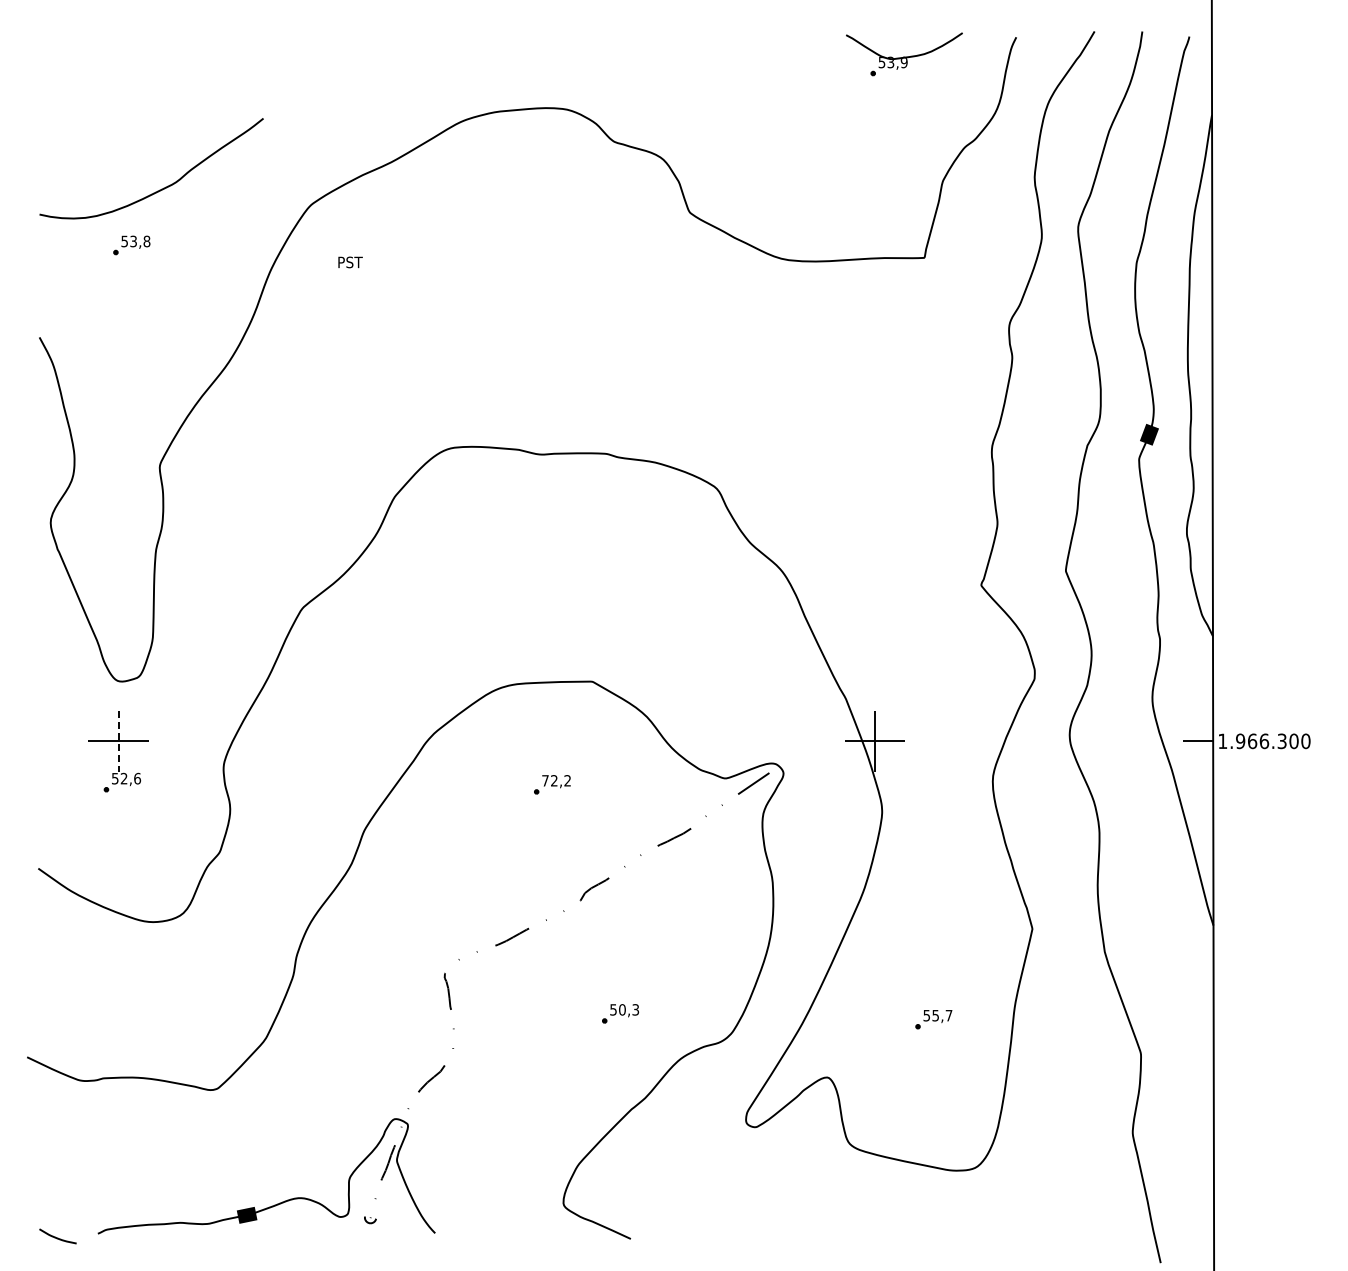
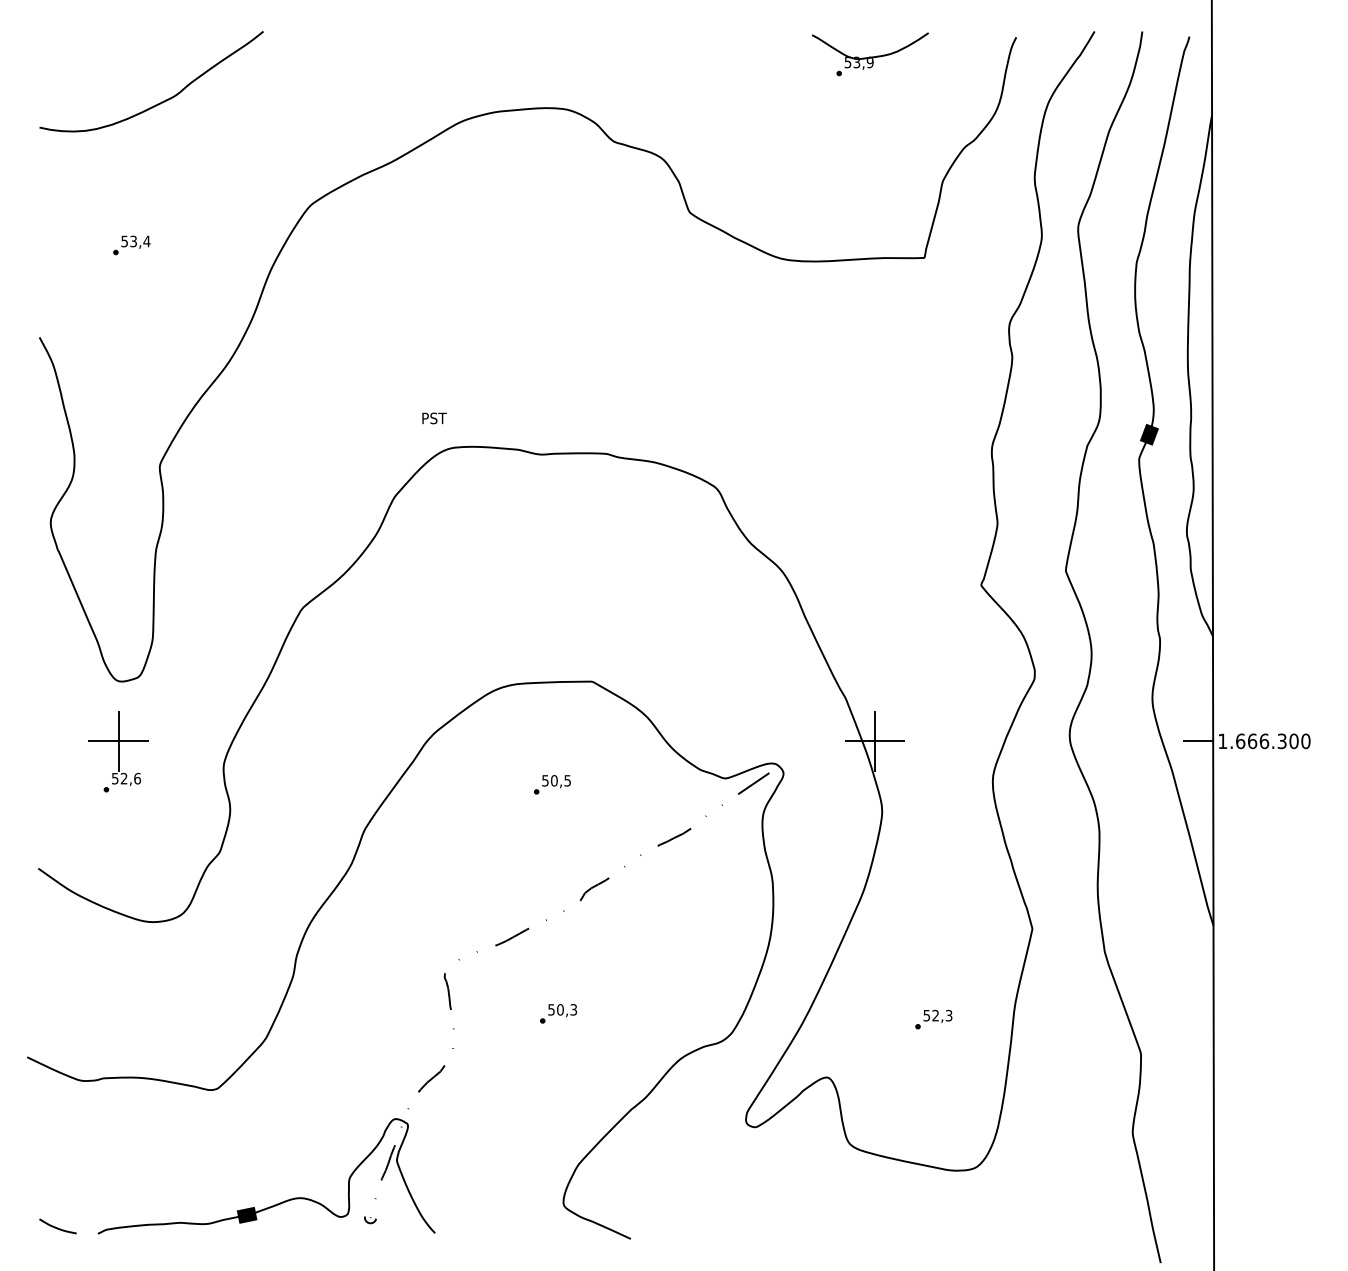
part position: (904, 54) -> (870, 54) (870, 54)
curve position: (161, 188) -> (161, 101) (161, 101)
text: 53,8 -> 53,4 (146, 241)
text position: (350, 262) -> (434, 418) (434, 418)
line: dashed -> solid (118, 741)
text: 1.966.300 -> 1.666.300 (1240, 741)
text: 72,2 -> 50,5 (556, 780)
part position: (620, 1013) -> (558, 1013) (558, 1013)
text: 55,7 -> 52,3 (942, 1015)
curve position: (57, 1237) -> (57, 1227) (57, 1227)
